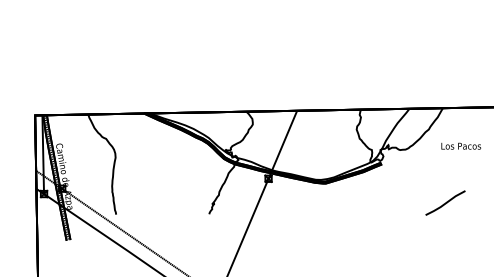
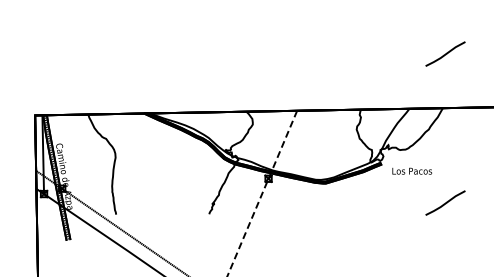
line: none -> present (445, 53)
text position: (461, 145) -> (412, 170) (412, 170)
line: solid -> dashed (262, 193)
